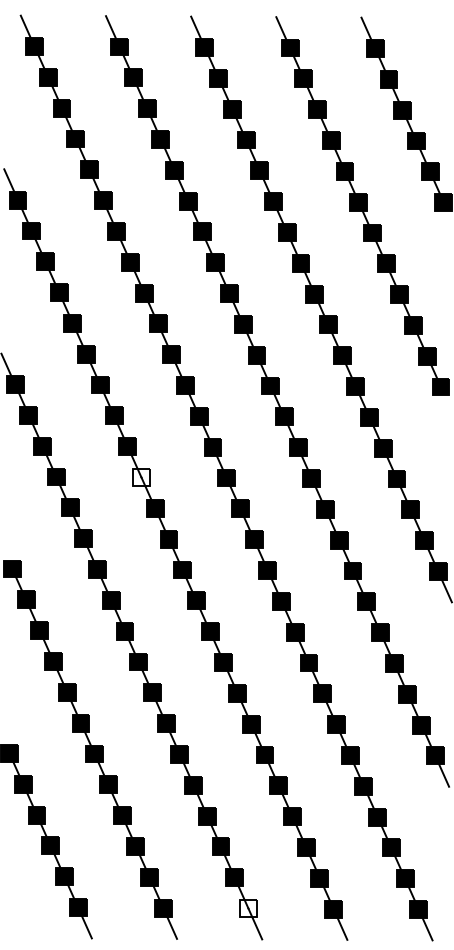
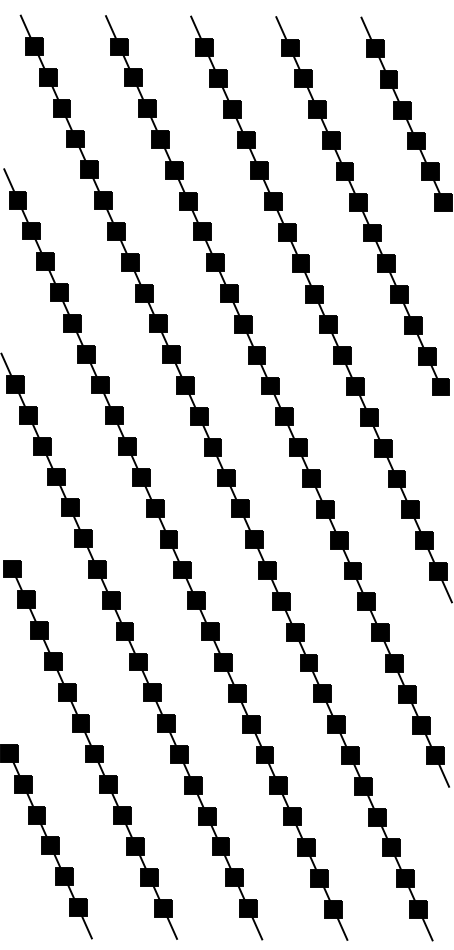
fill: none -> present (141, 477)
fill: none -> present (248, 908)
